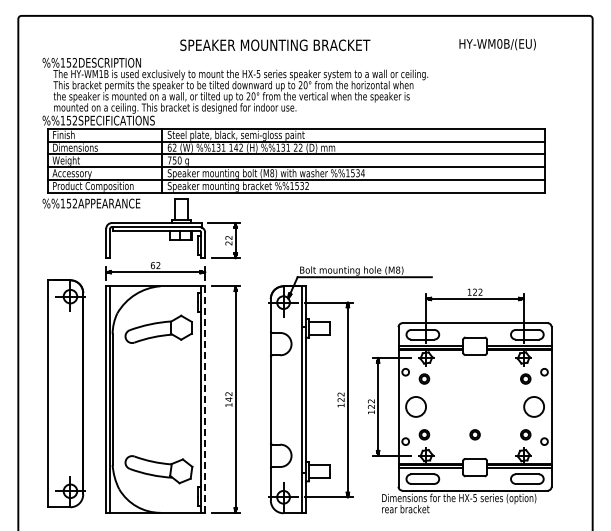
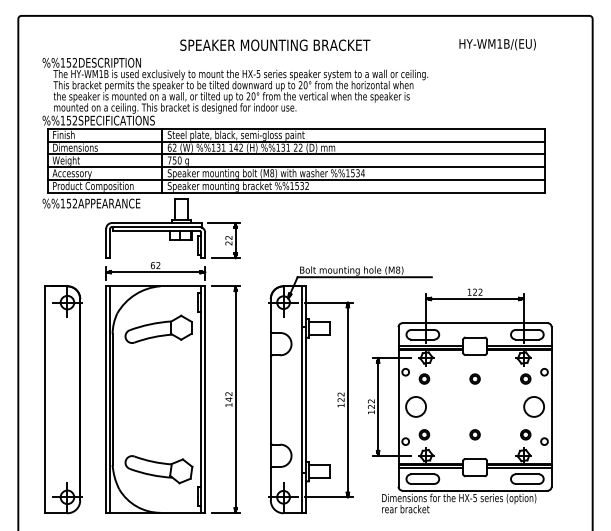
text: HY-WM0B/(EU) -> HY-WM1B/(EU) (499, 43)
part: none -> present (474, 378)
part position: (66, 393) -> (63, 399) (63, 399)
line: dashed -> solid (205, 399)
